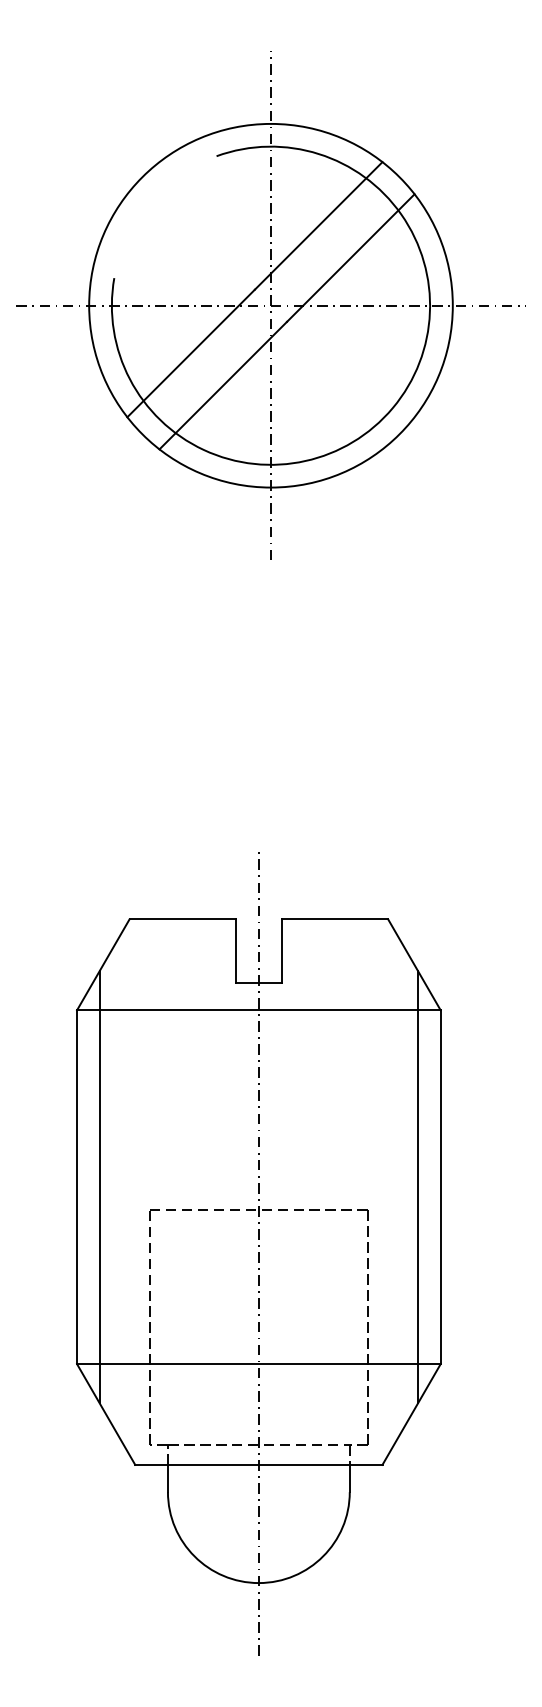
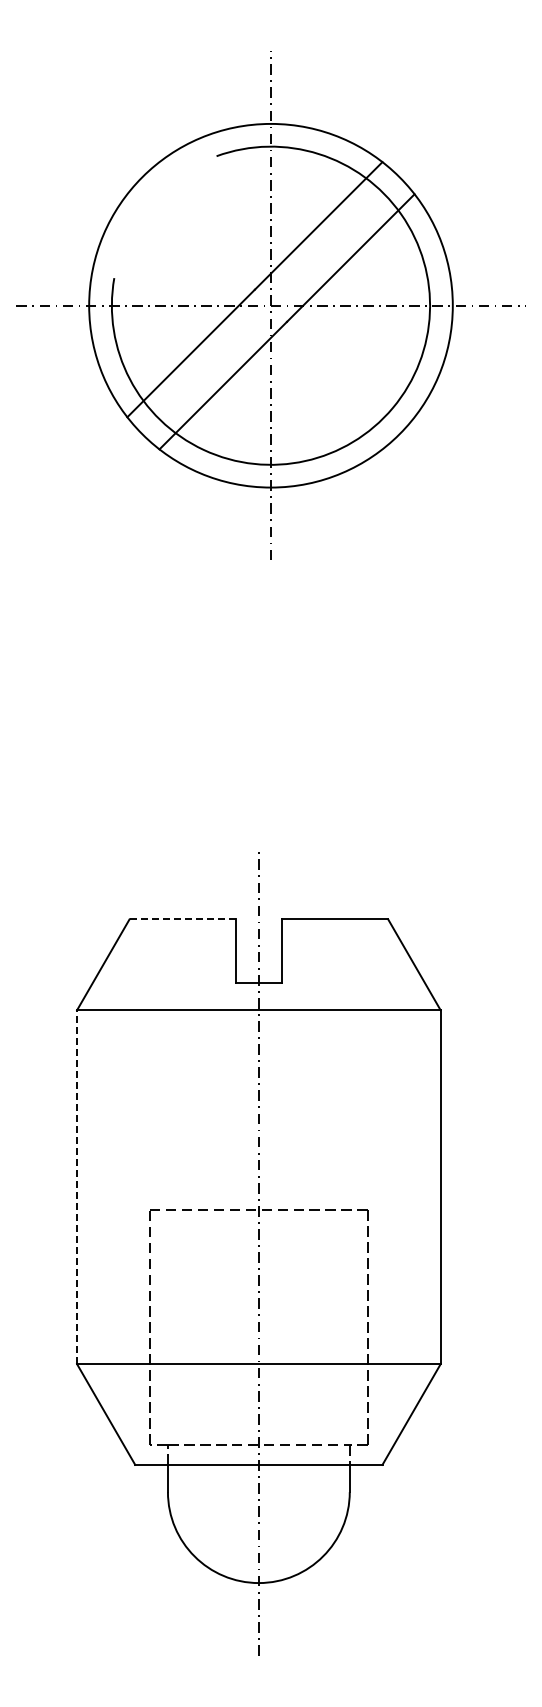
line: solid -> dashed (183, 919)
line: present -> none (99, 1186)
line: present -> none (417, 1186)
line: solid -> dashed (77, 1187)
